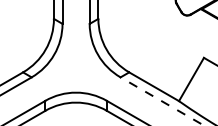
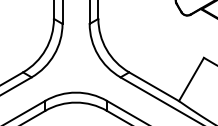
line: dashed -> solid (162, 101)
